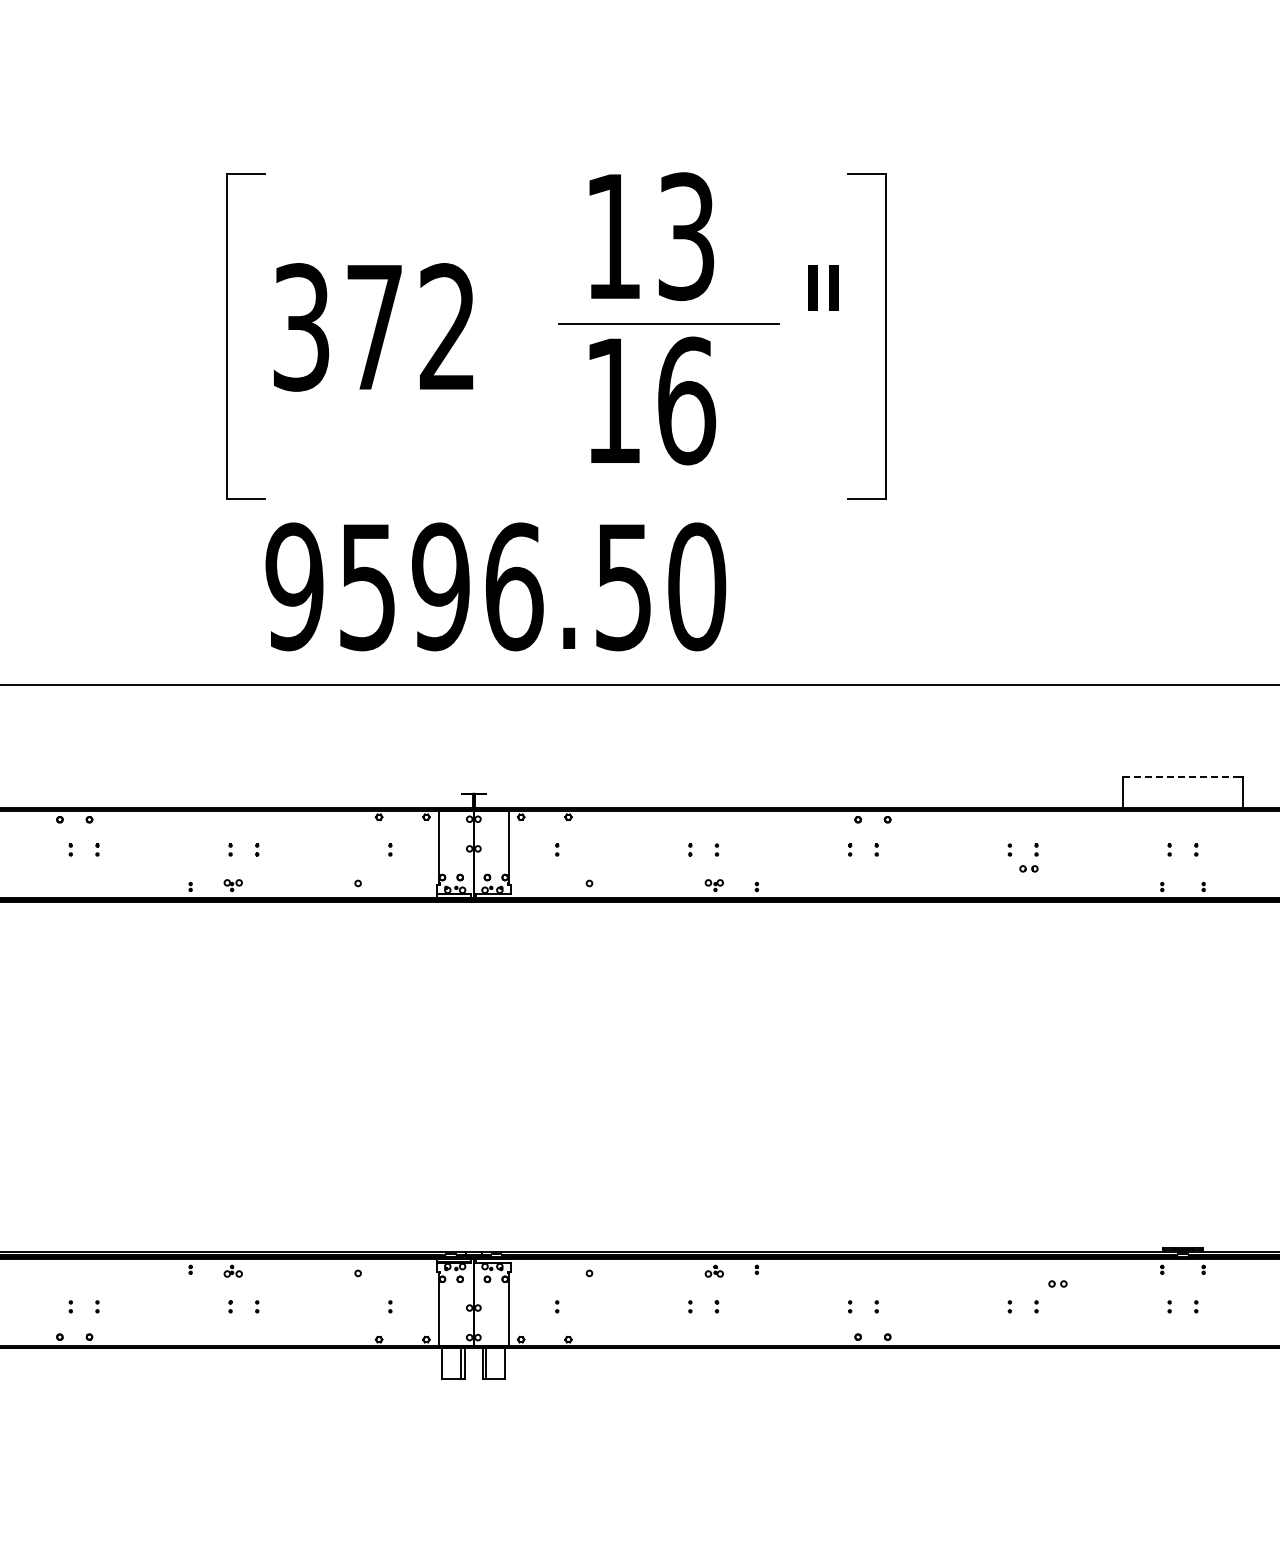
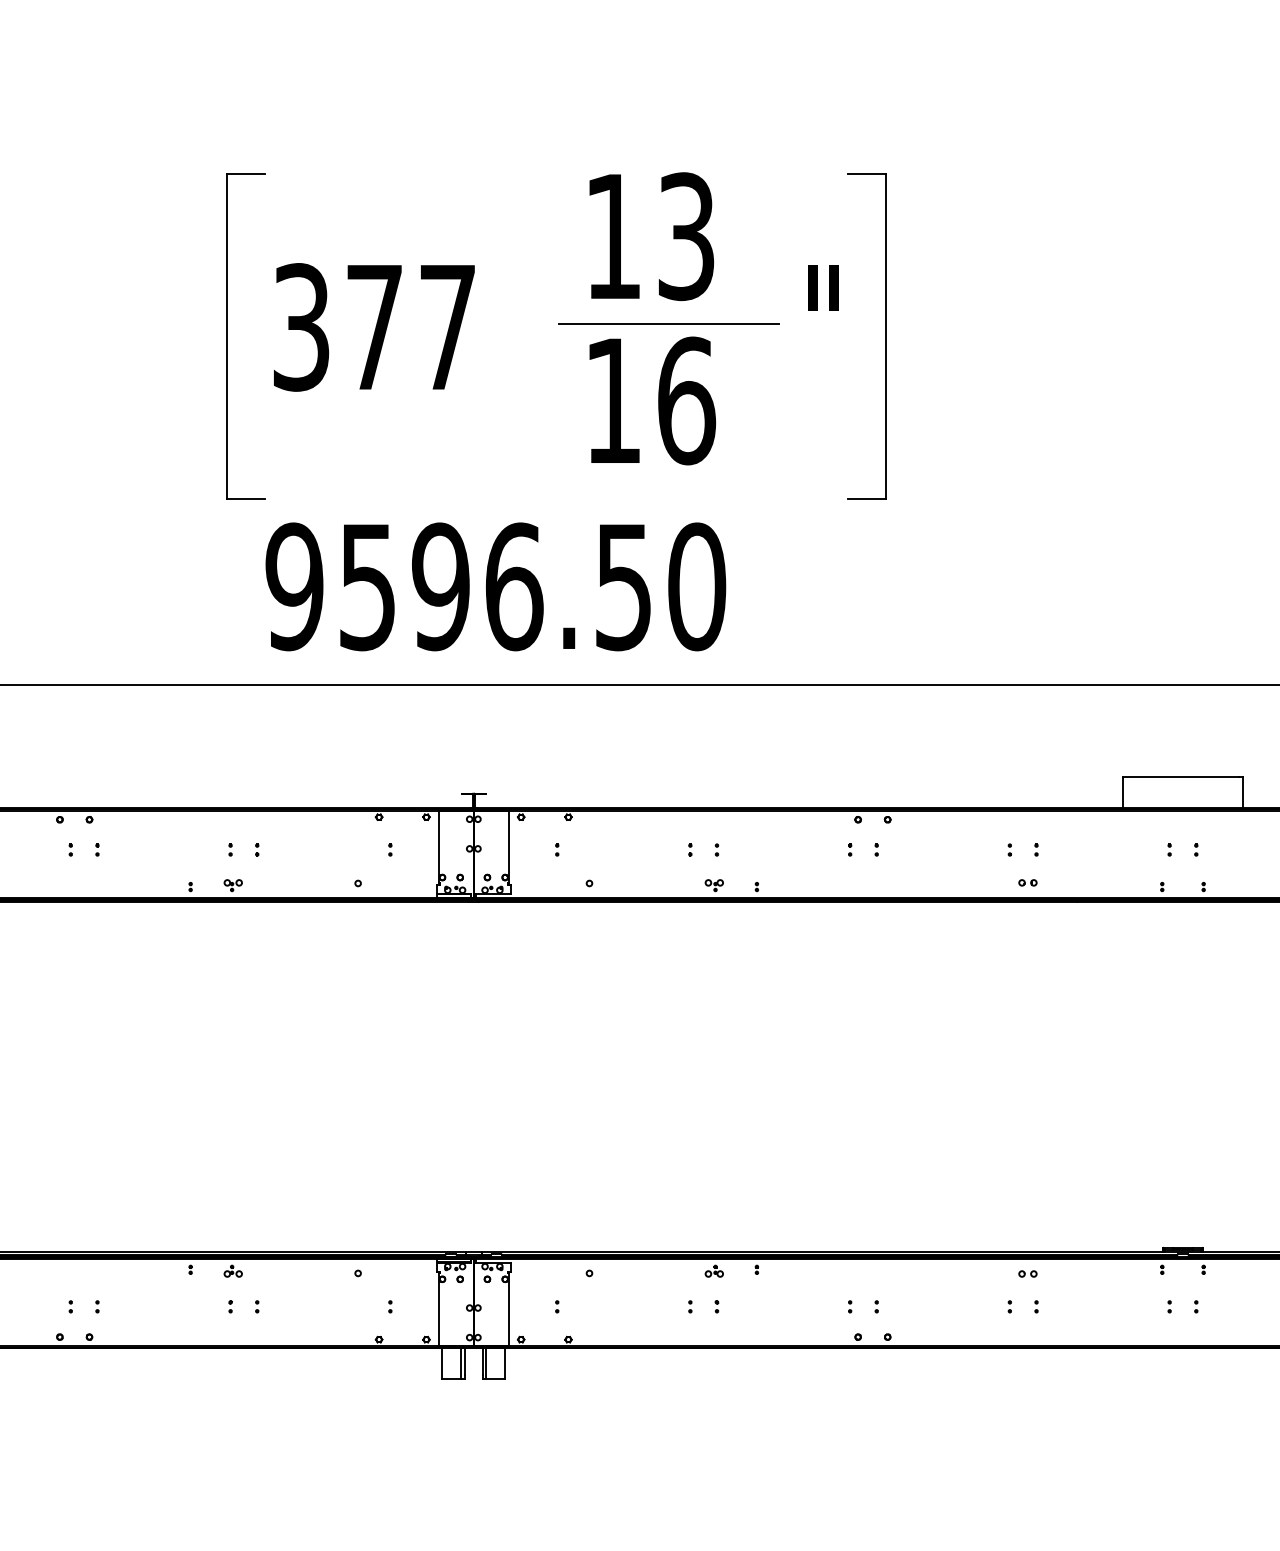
text: 372 -> 377 (447, 326)
line: dashed -> solid (1180, 777)
part position: (1028, 868) -> (1027, 882) (1027, 882)
part position: (1057, 1283) -> (1027, 1273) (1027, 1273)
